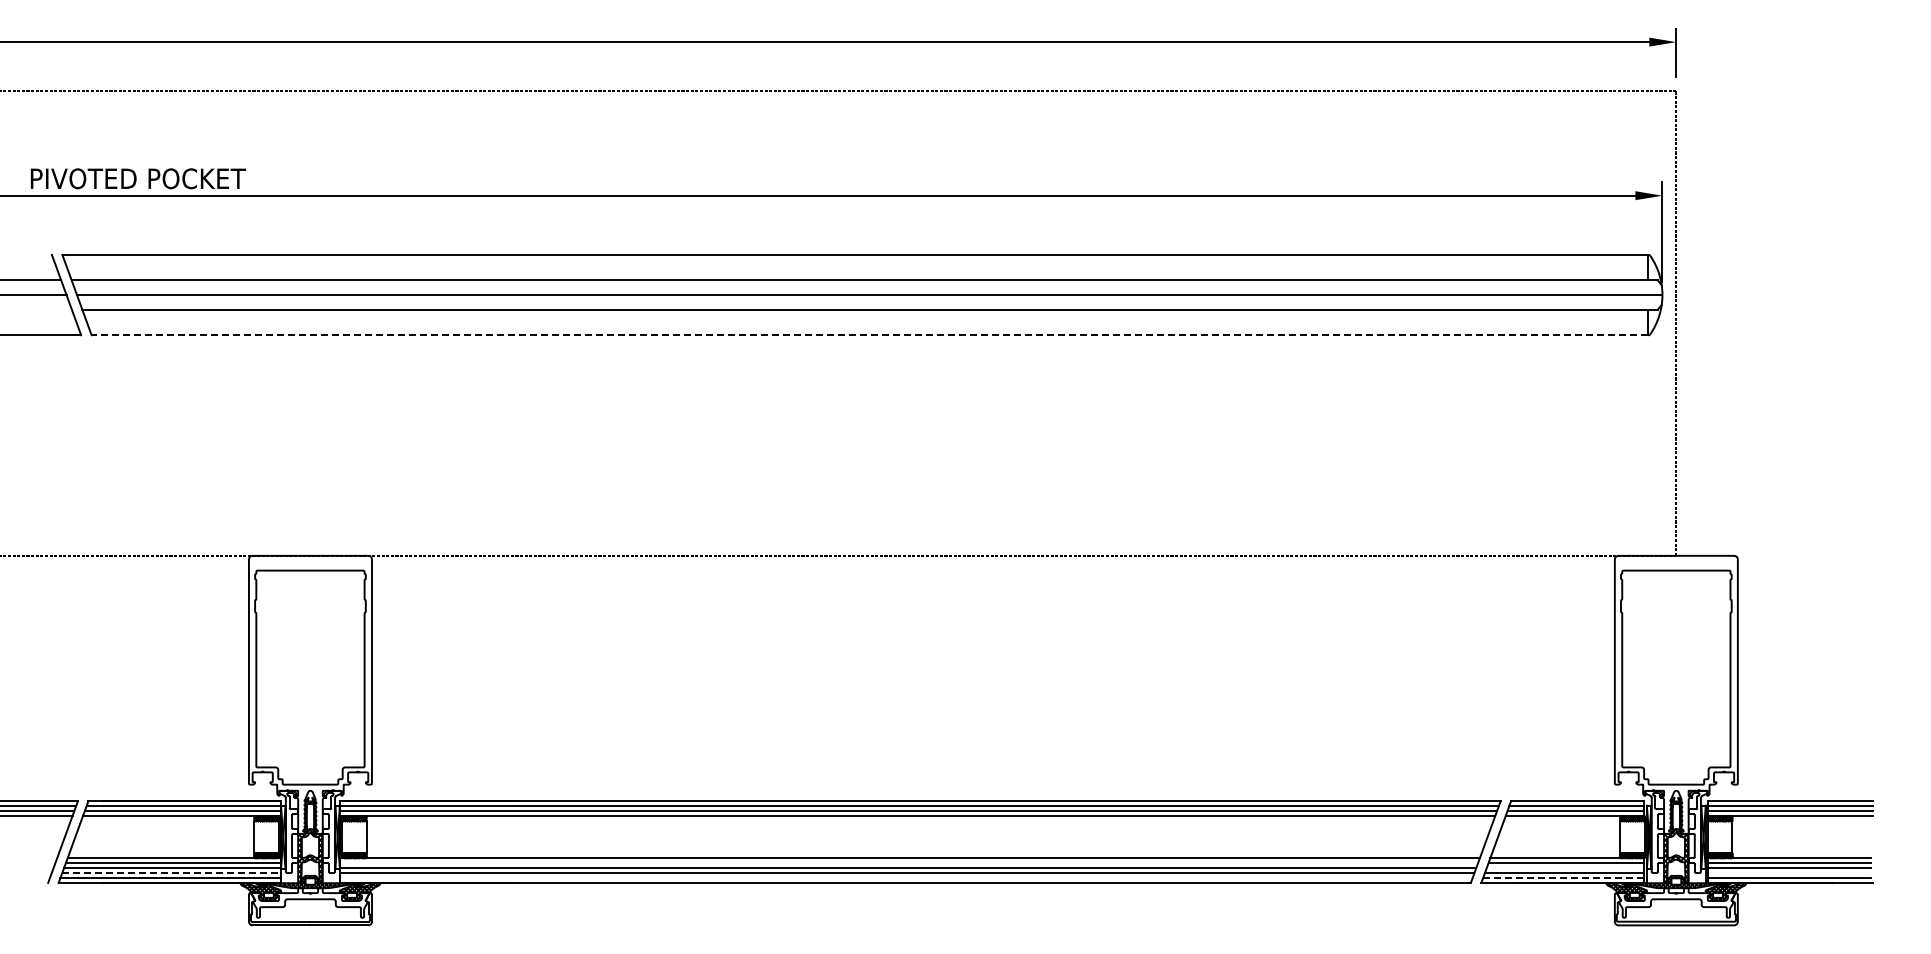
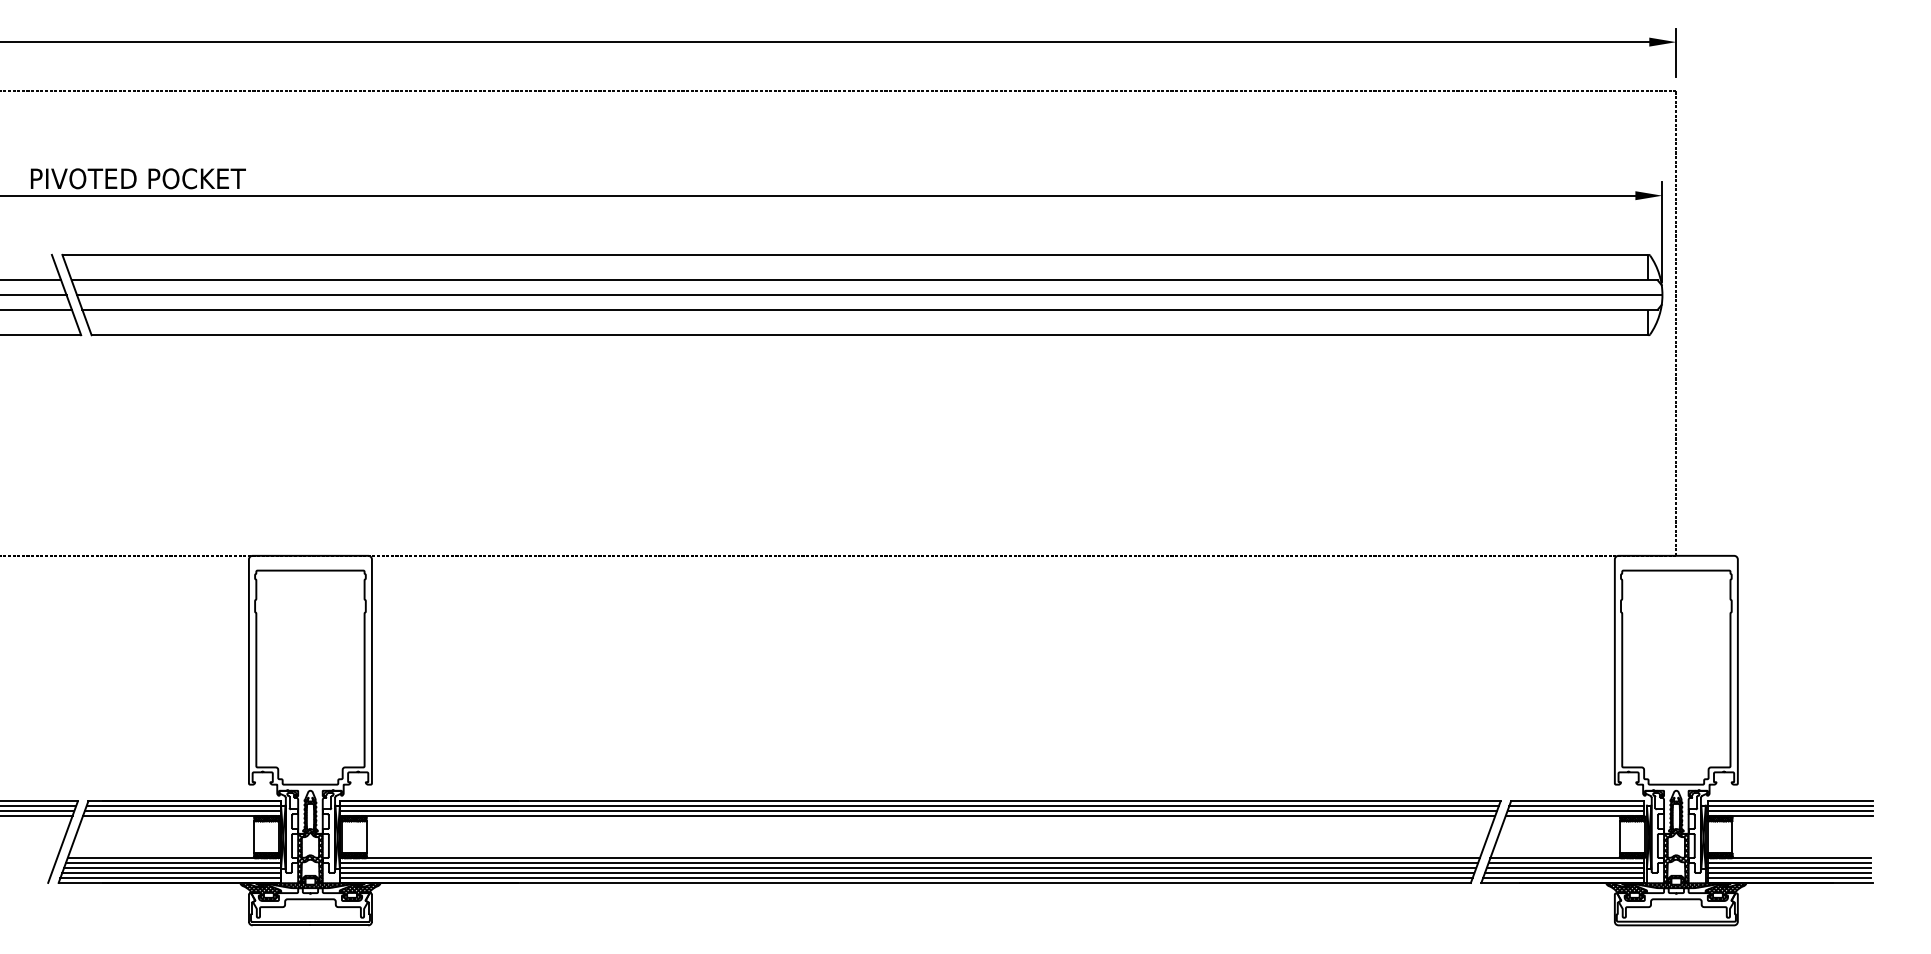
line: none -> present (36, 309)
line: dashed -> solid (869, 335)
line: none -> present (908, 863)
line: none -> present (1565, 868)
line: dashed -> solid (172, 873)
line: none -> present (1789, 873)
line: none -> present (905, 877)
line: dashed -> solid (1563, 877)
